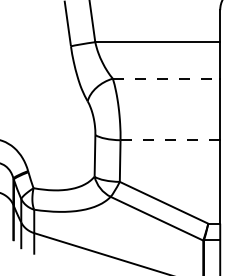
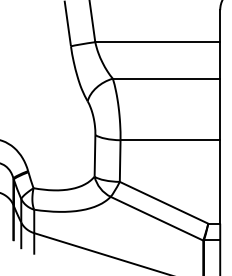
line: dashed -> solid (166, 78)
line: dashed -> solid (170, 140)
